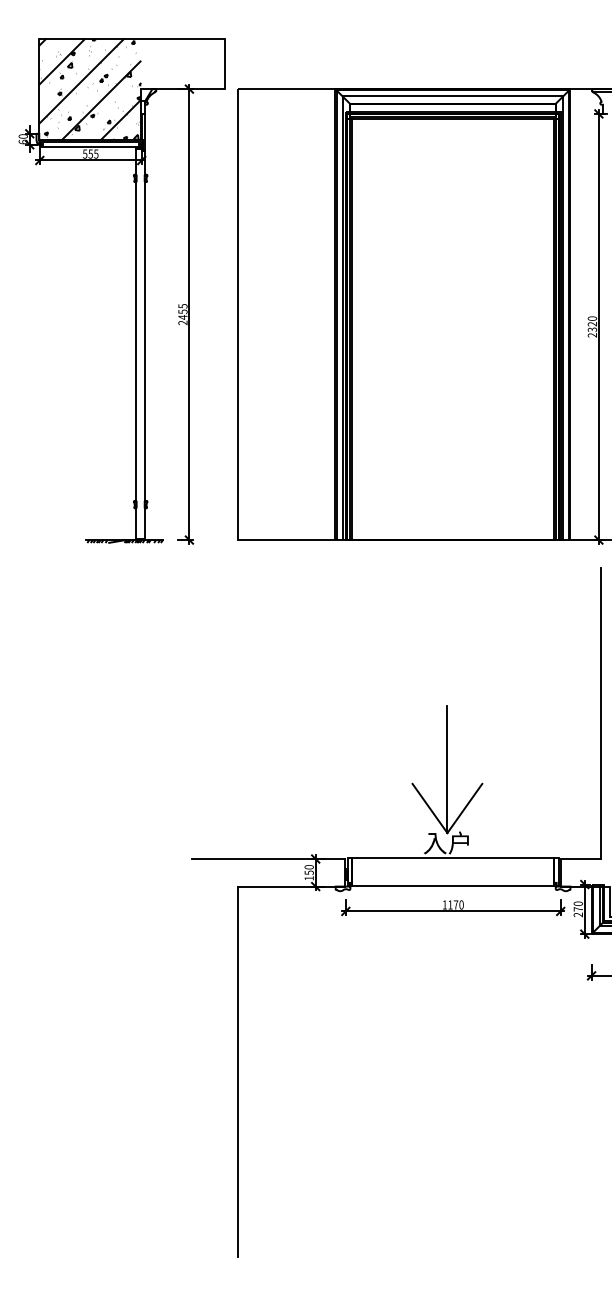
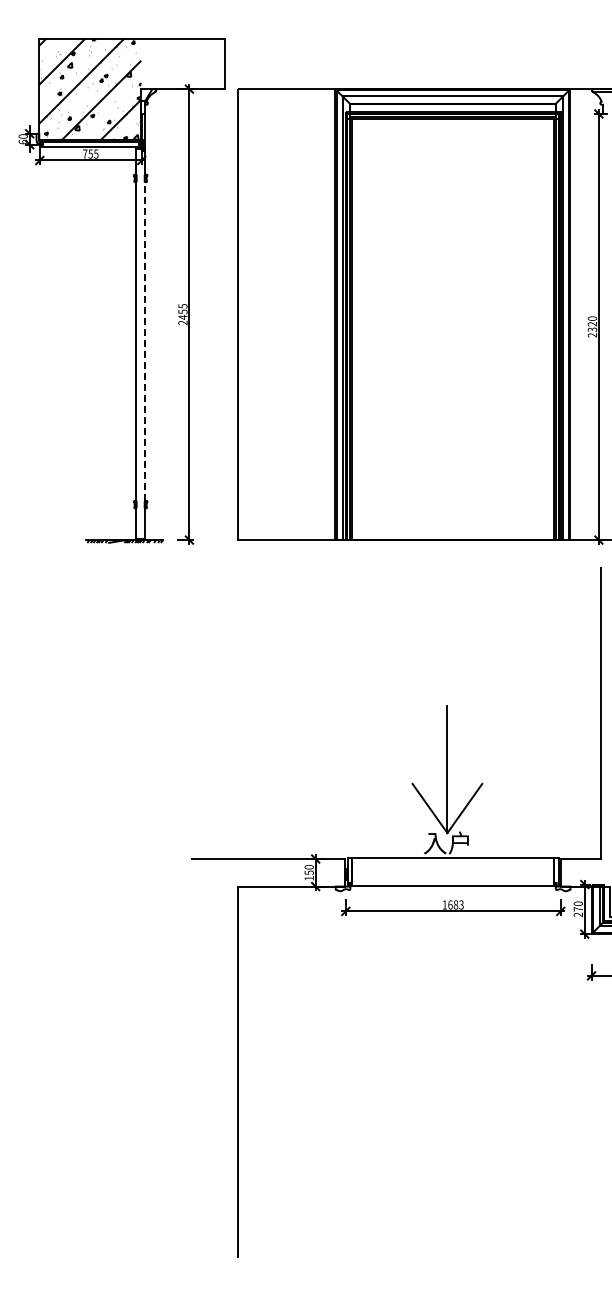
text: 555 -> 755 (84, 153)
line: solid -> dashed (145, 341)
text: 1170 -> 1683 (455, 904)
